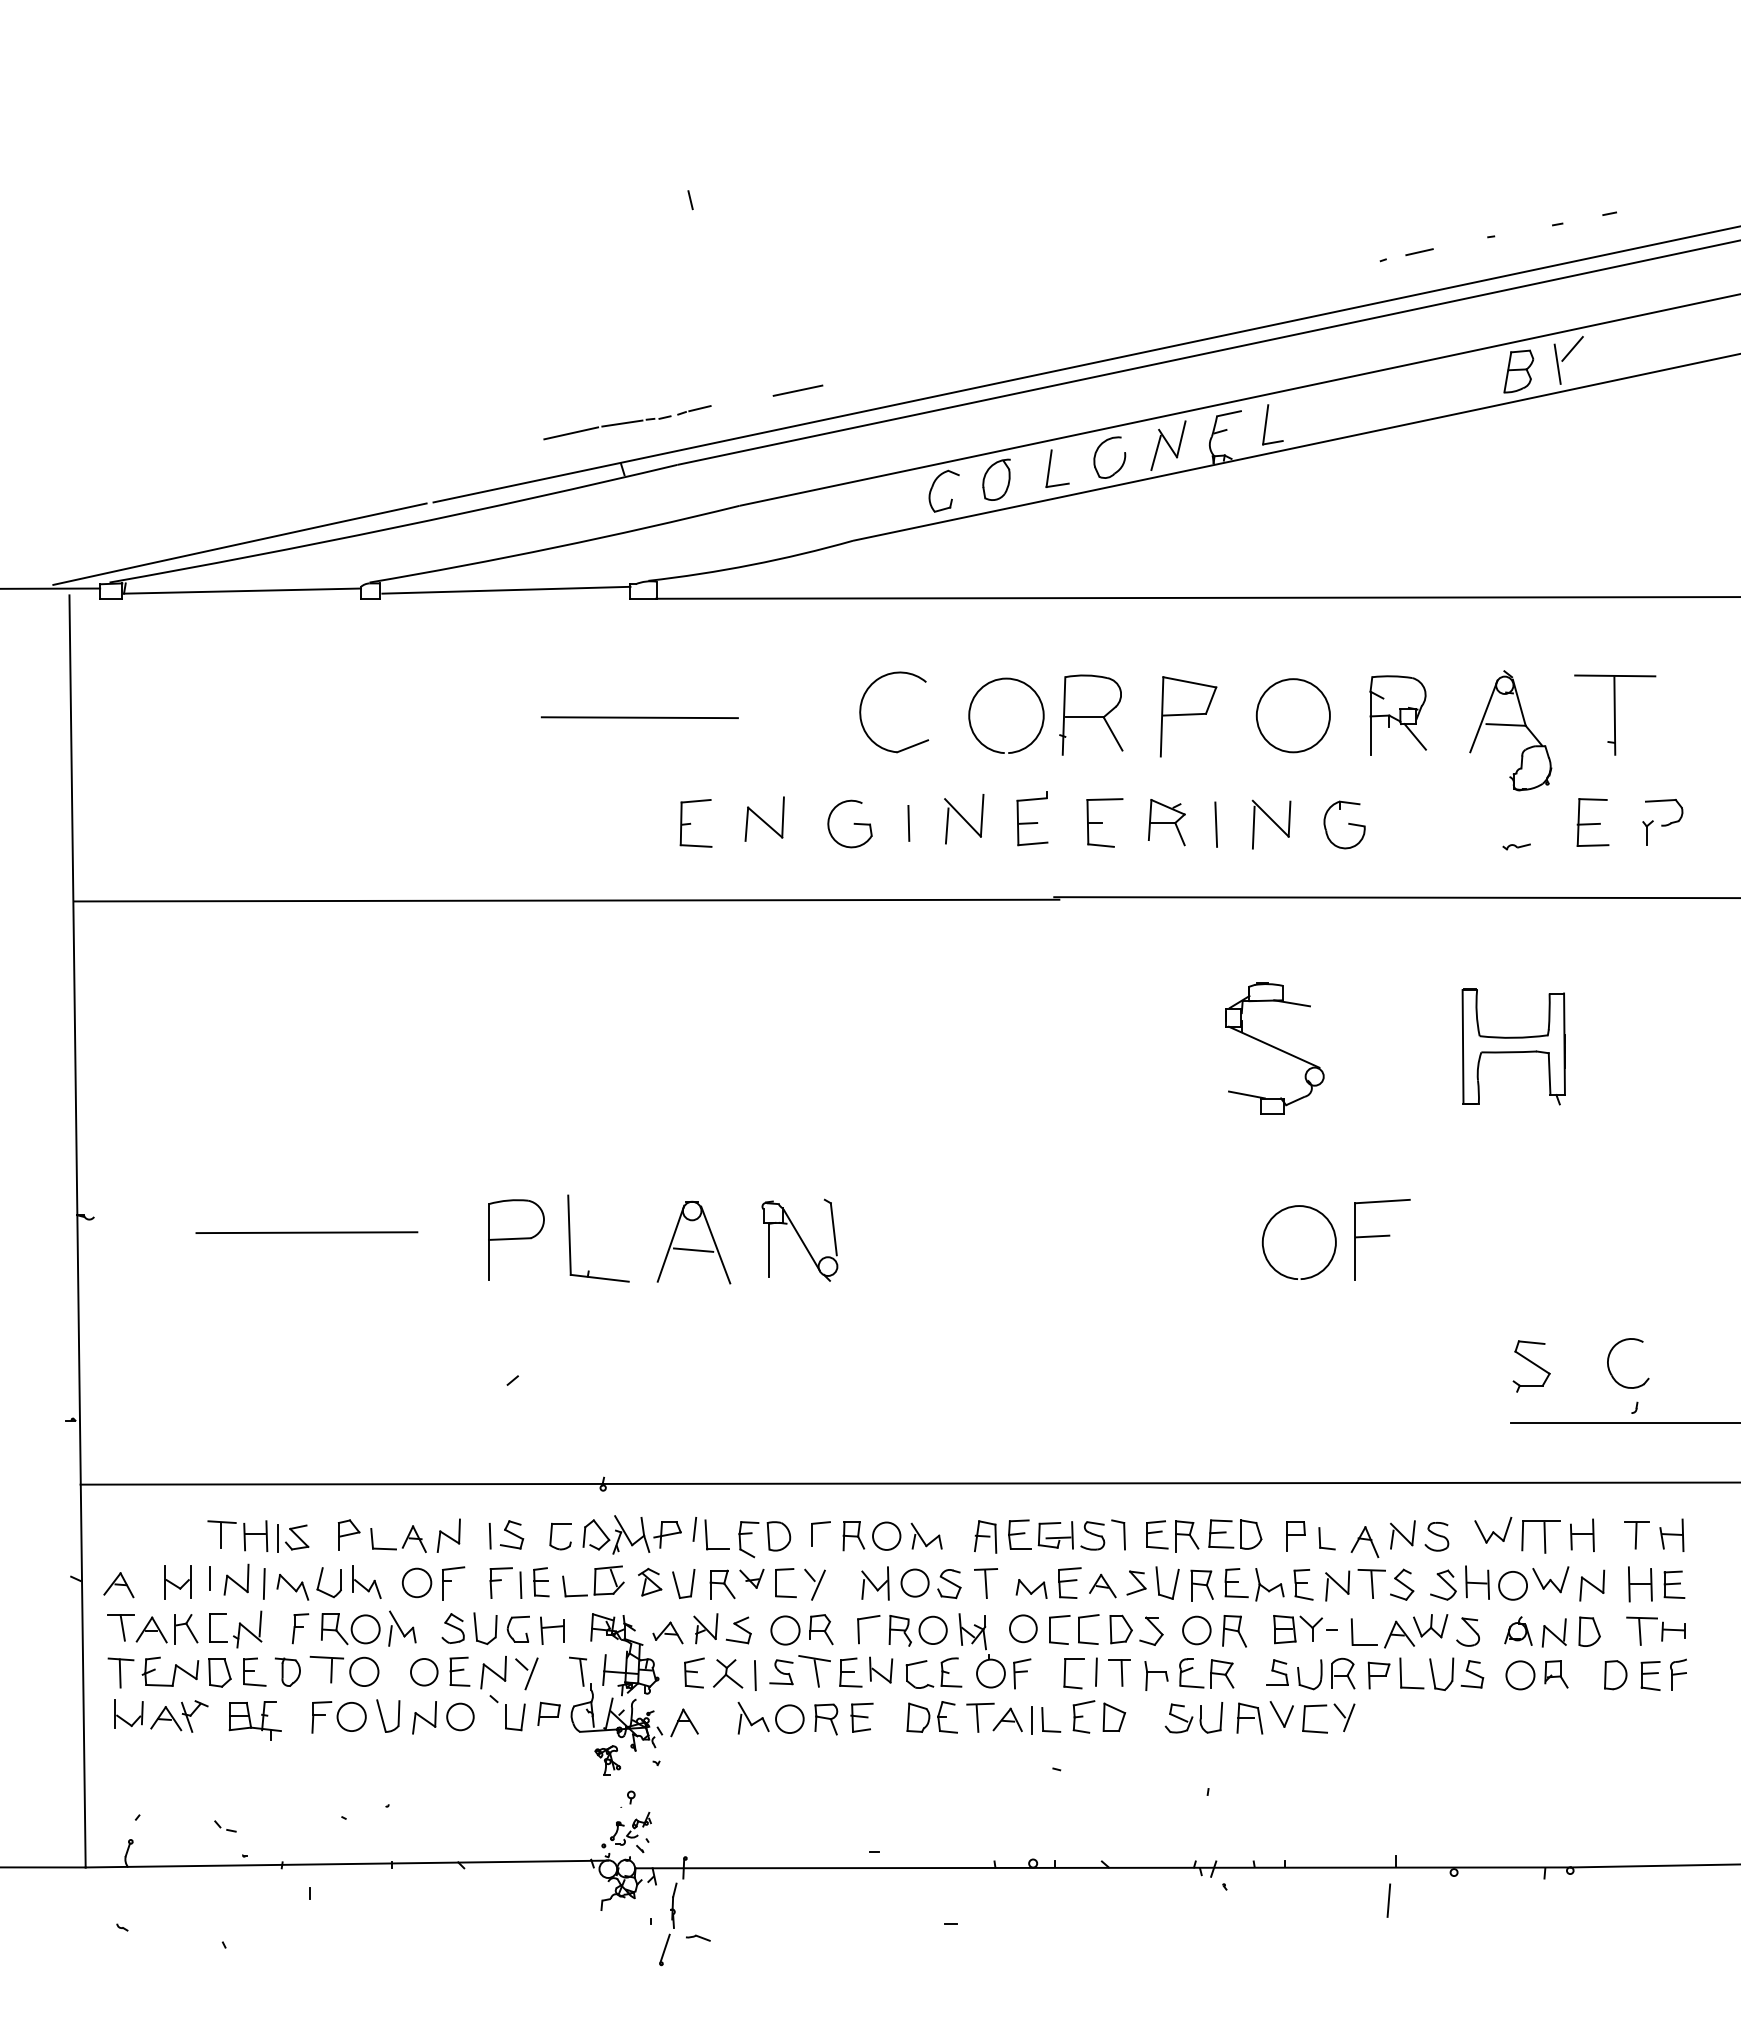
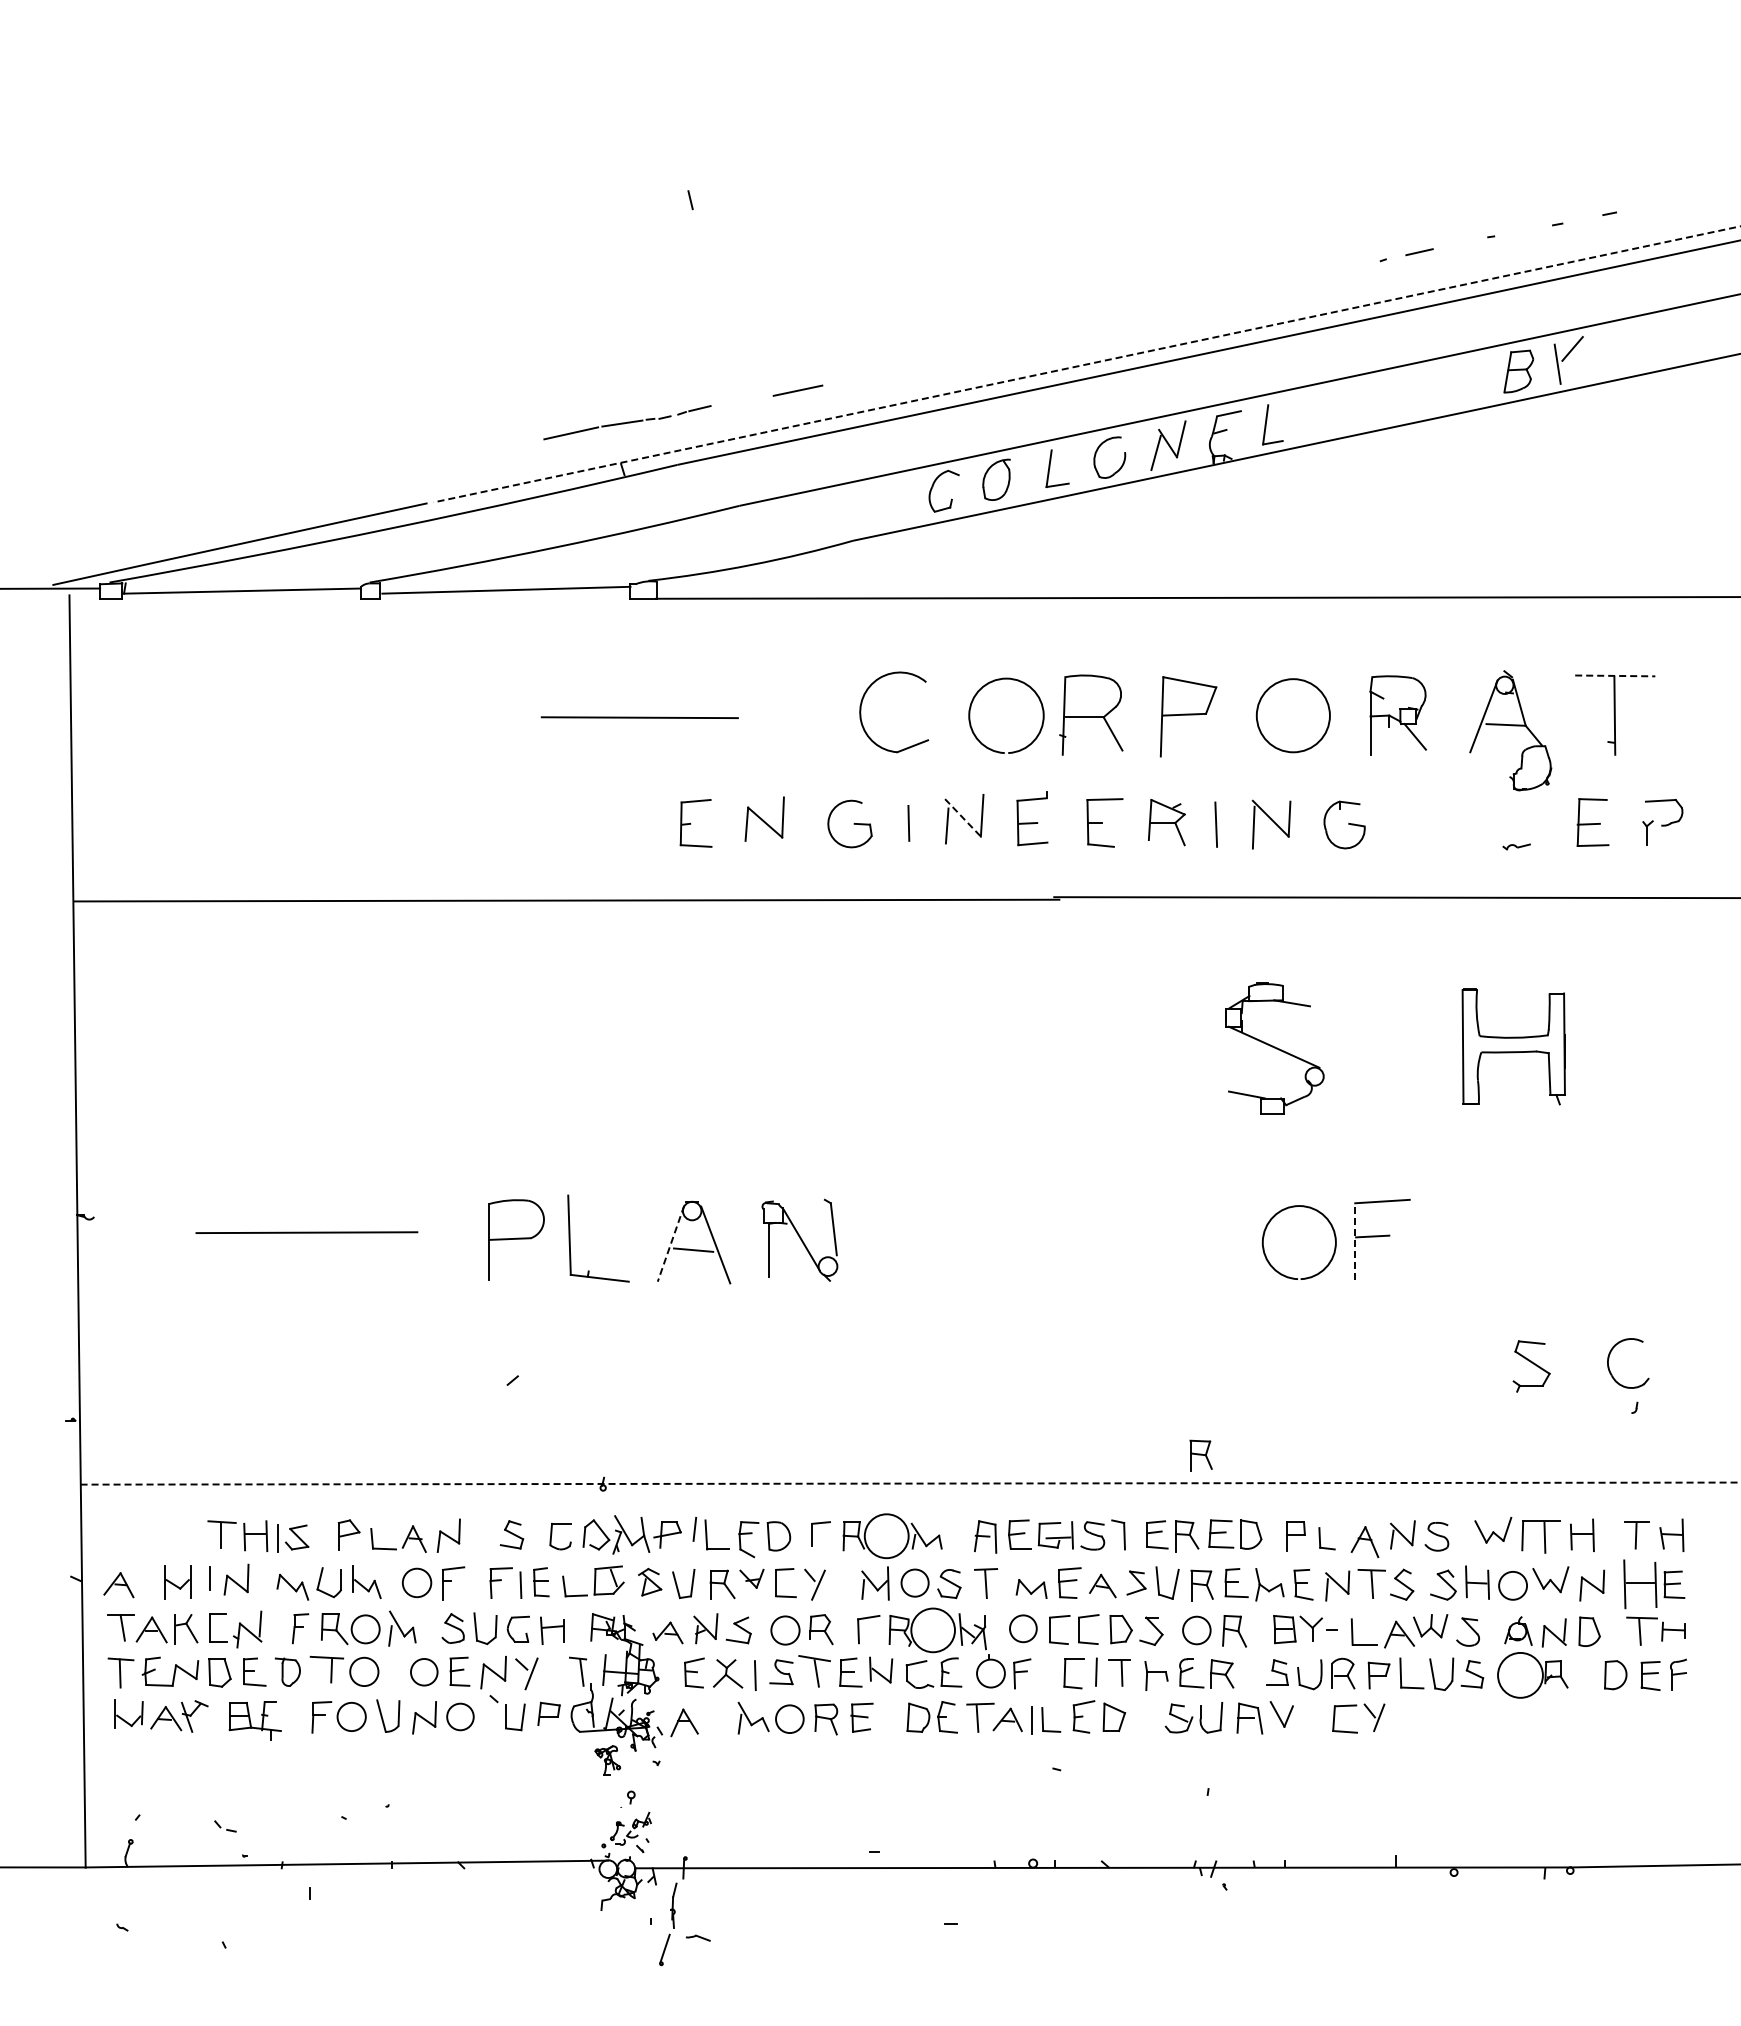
line: solid -> dashed (1086, 364)
line: solid -> dashed (1615, 675)
line: solid -> dashed (963, 817)
line: solid -> dashed (1355, 1241)
line: solid -> dashed (670, 1244)
line: present -> none (1624, 1423)
part: none -> present (1200, 1455)
line: solid -> dashed (910, 1483)
line: present -> none (489, 1535)
circle diameter: 27 px -> 44 px (886, 1536)
line: present -> none (263, 1583)
part size: 25x37 px -> 35x51 px (1640, 1584)
circle diameter: 27 px -> 44 px (932, 1630)
circle diameter: 28 px -> 45 px (1520, 1674)
part position: (1326, 1706) -> (1356, 1706) (1356, 1706)
line: present -> none (1388, 1900)
